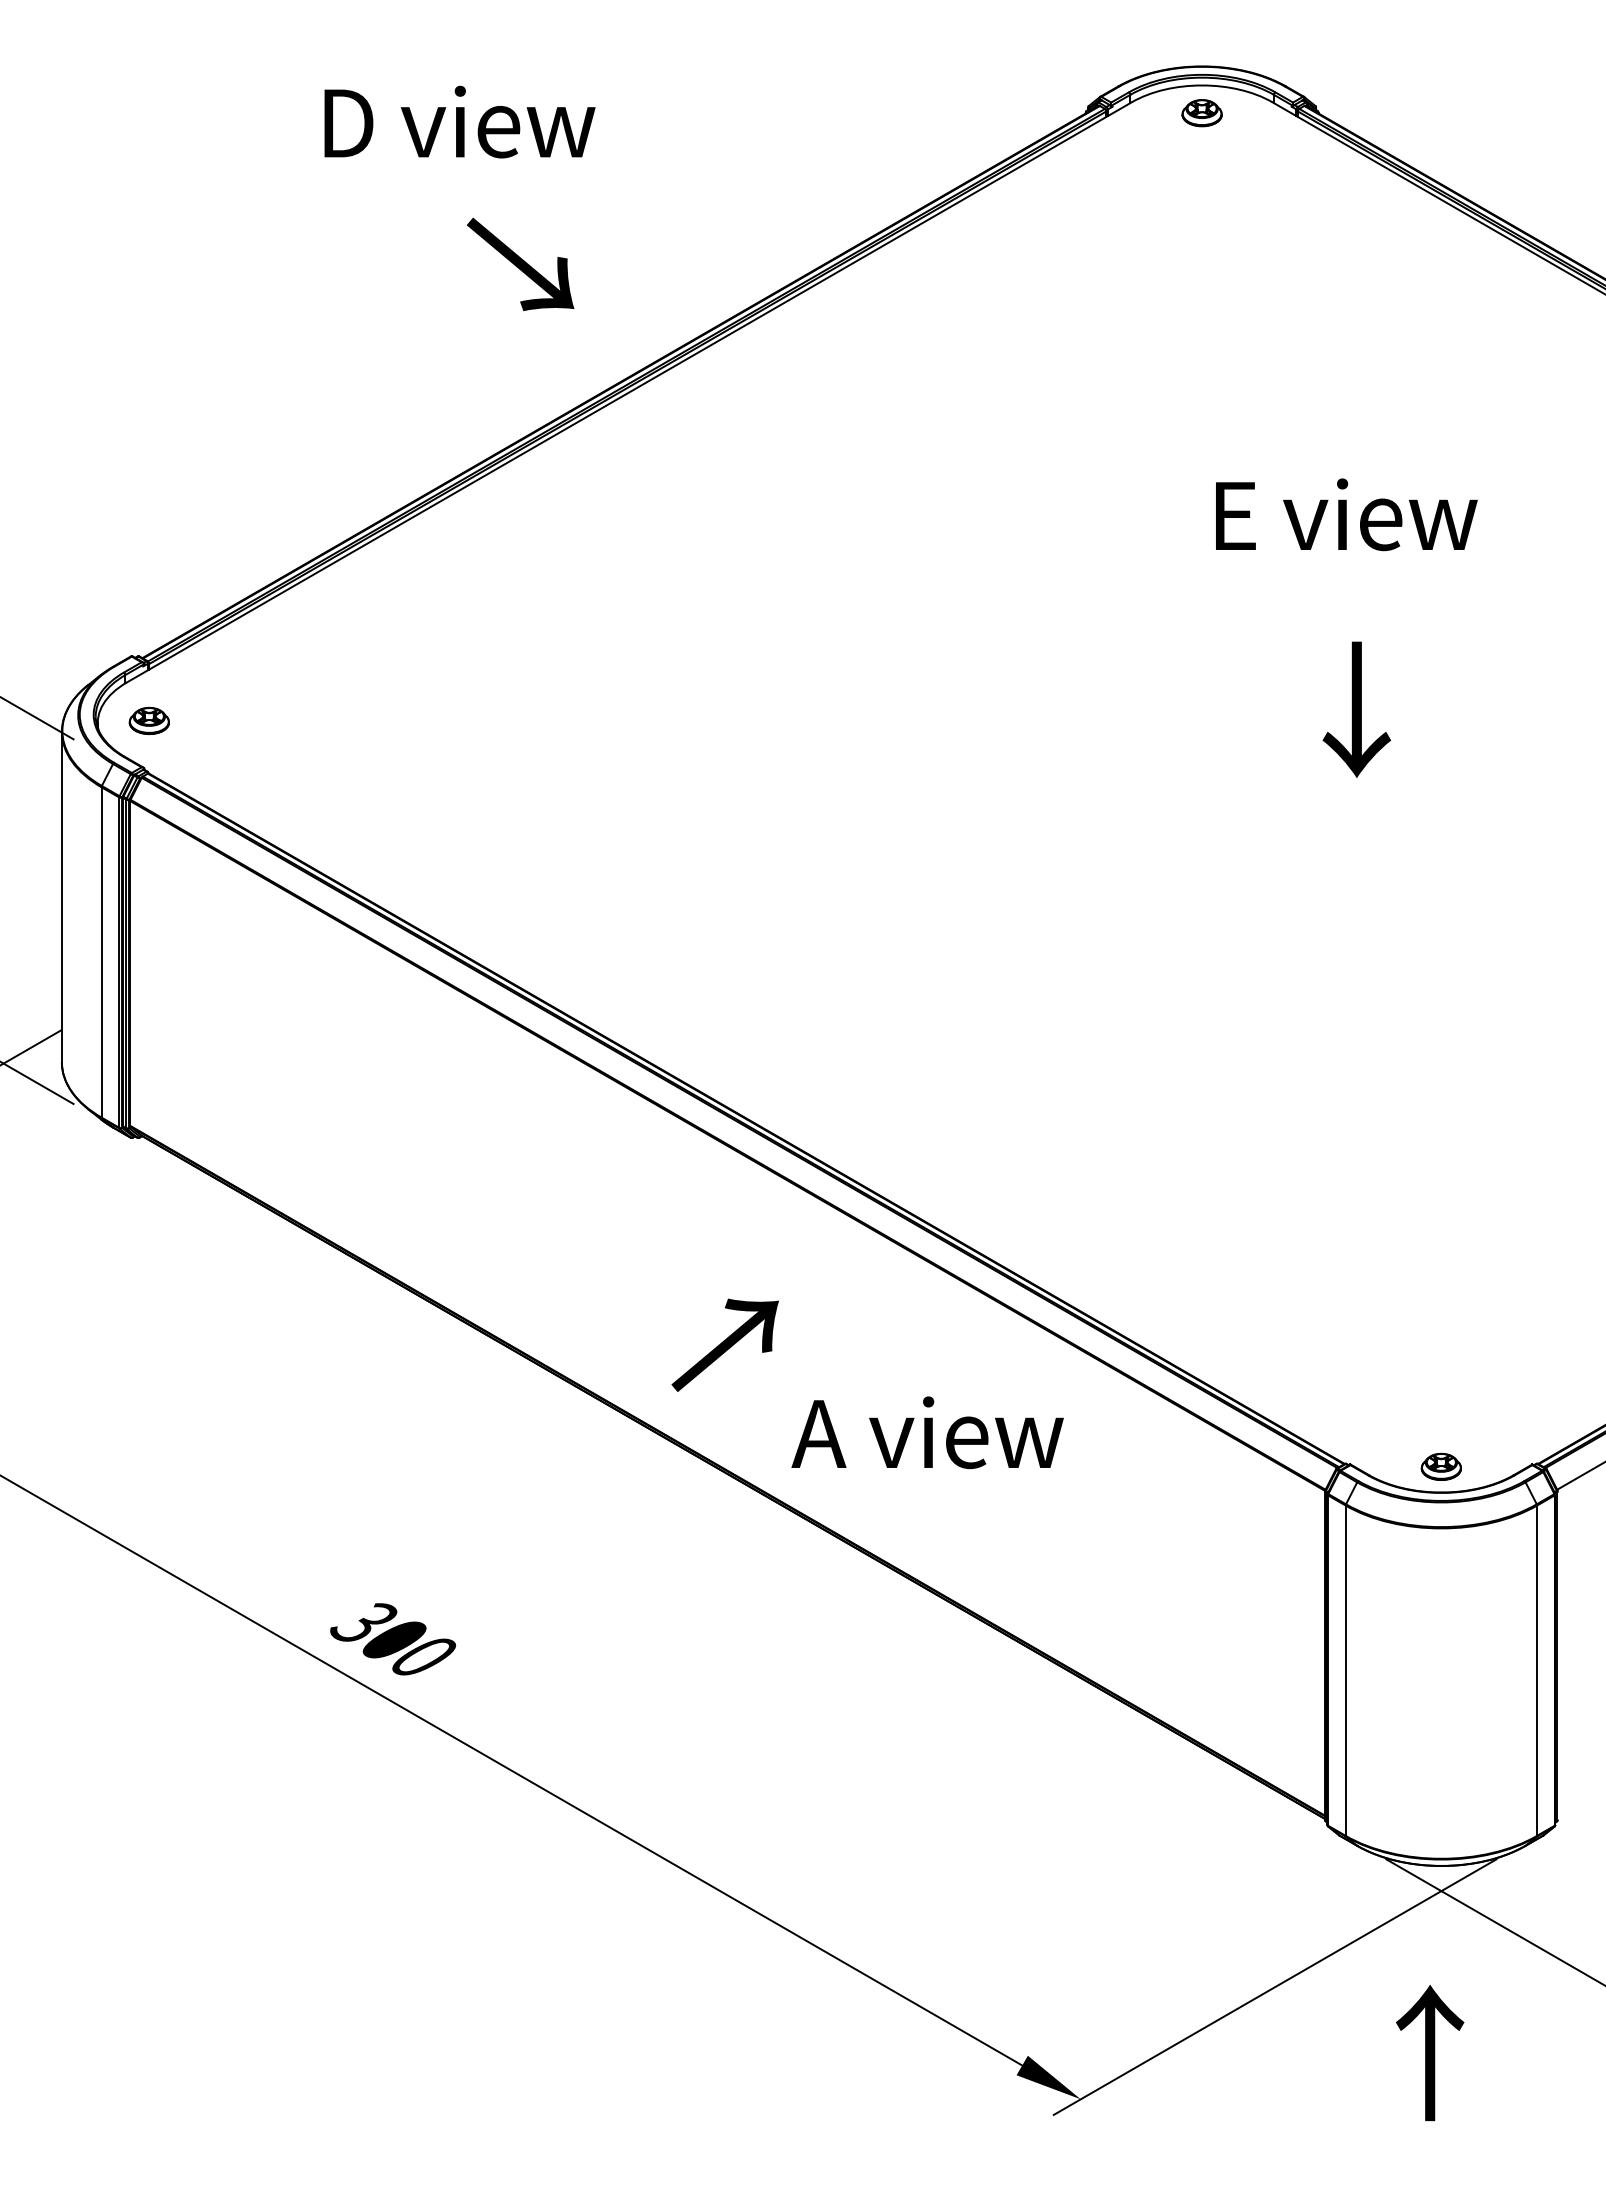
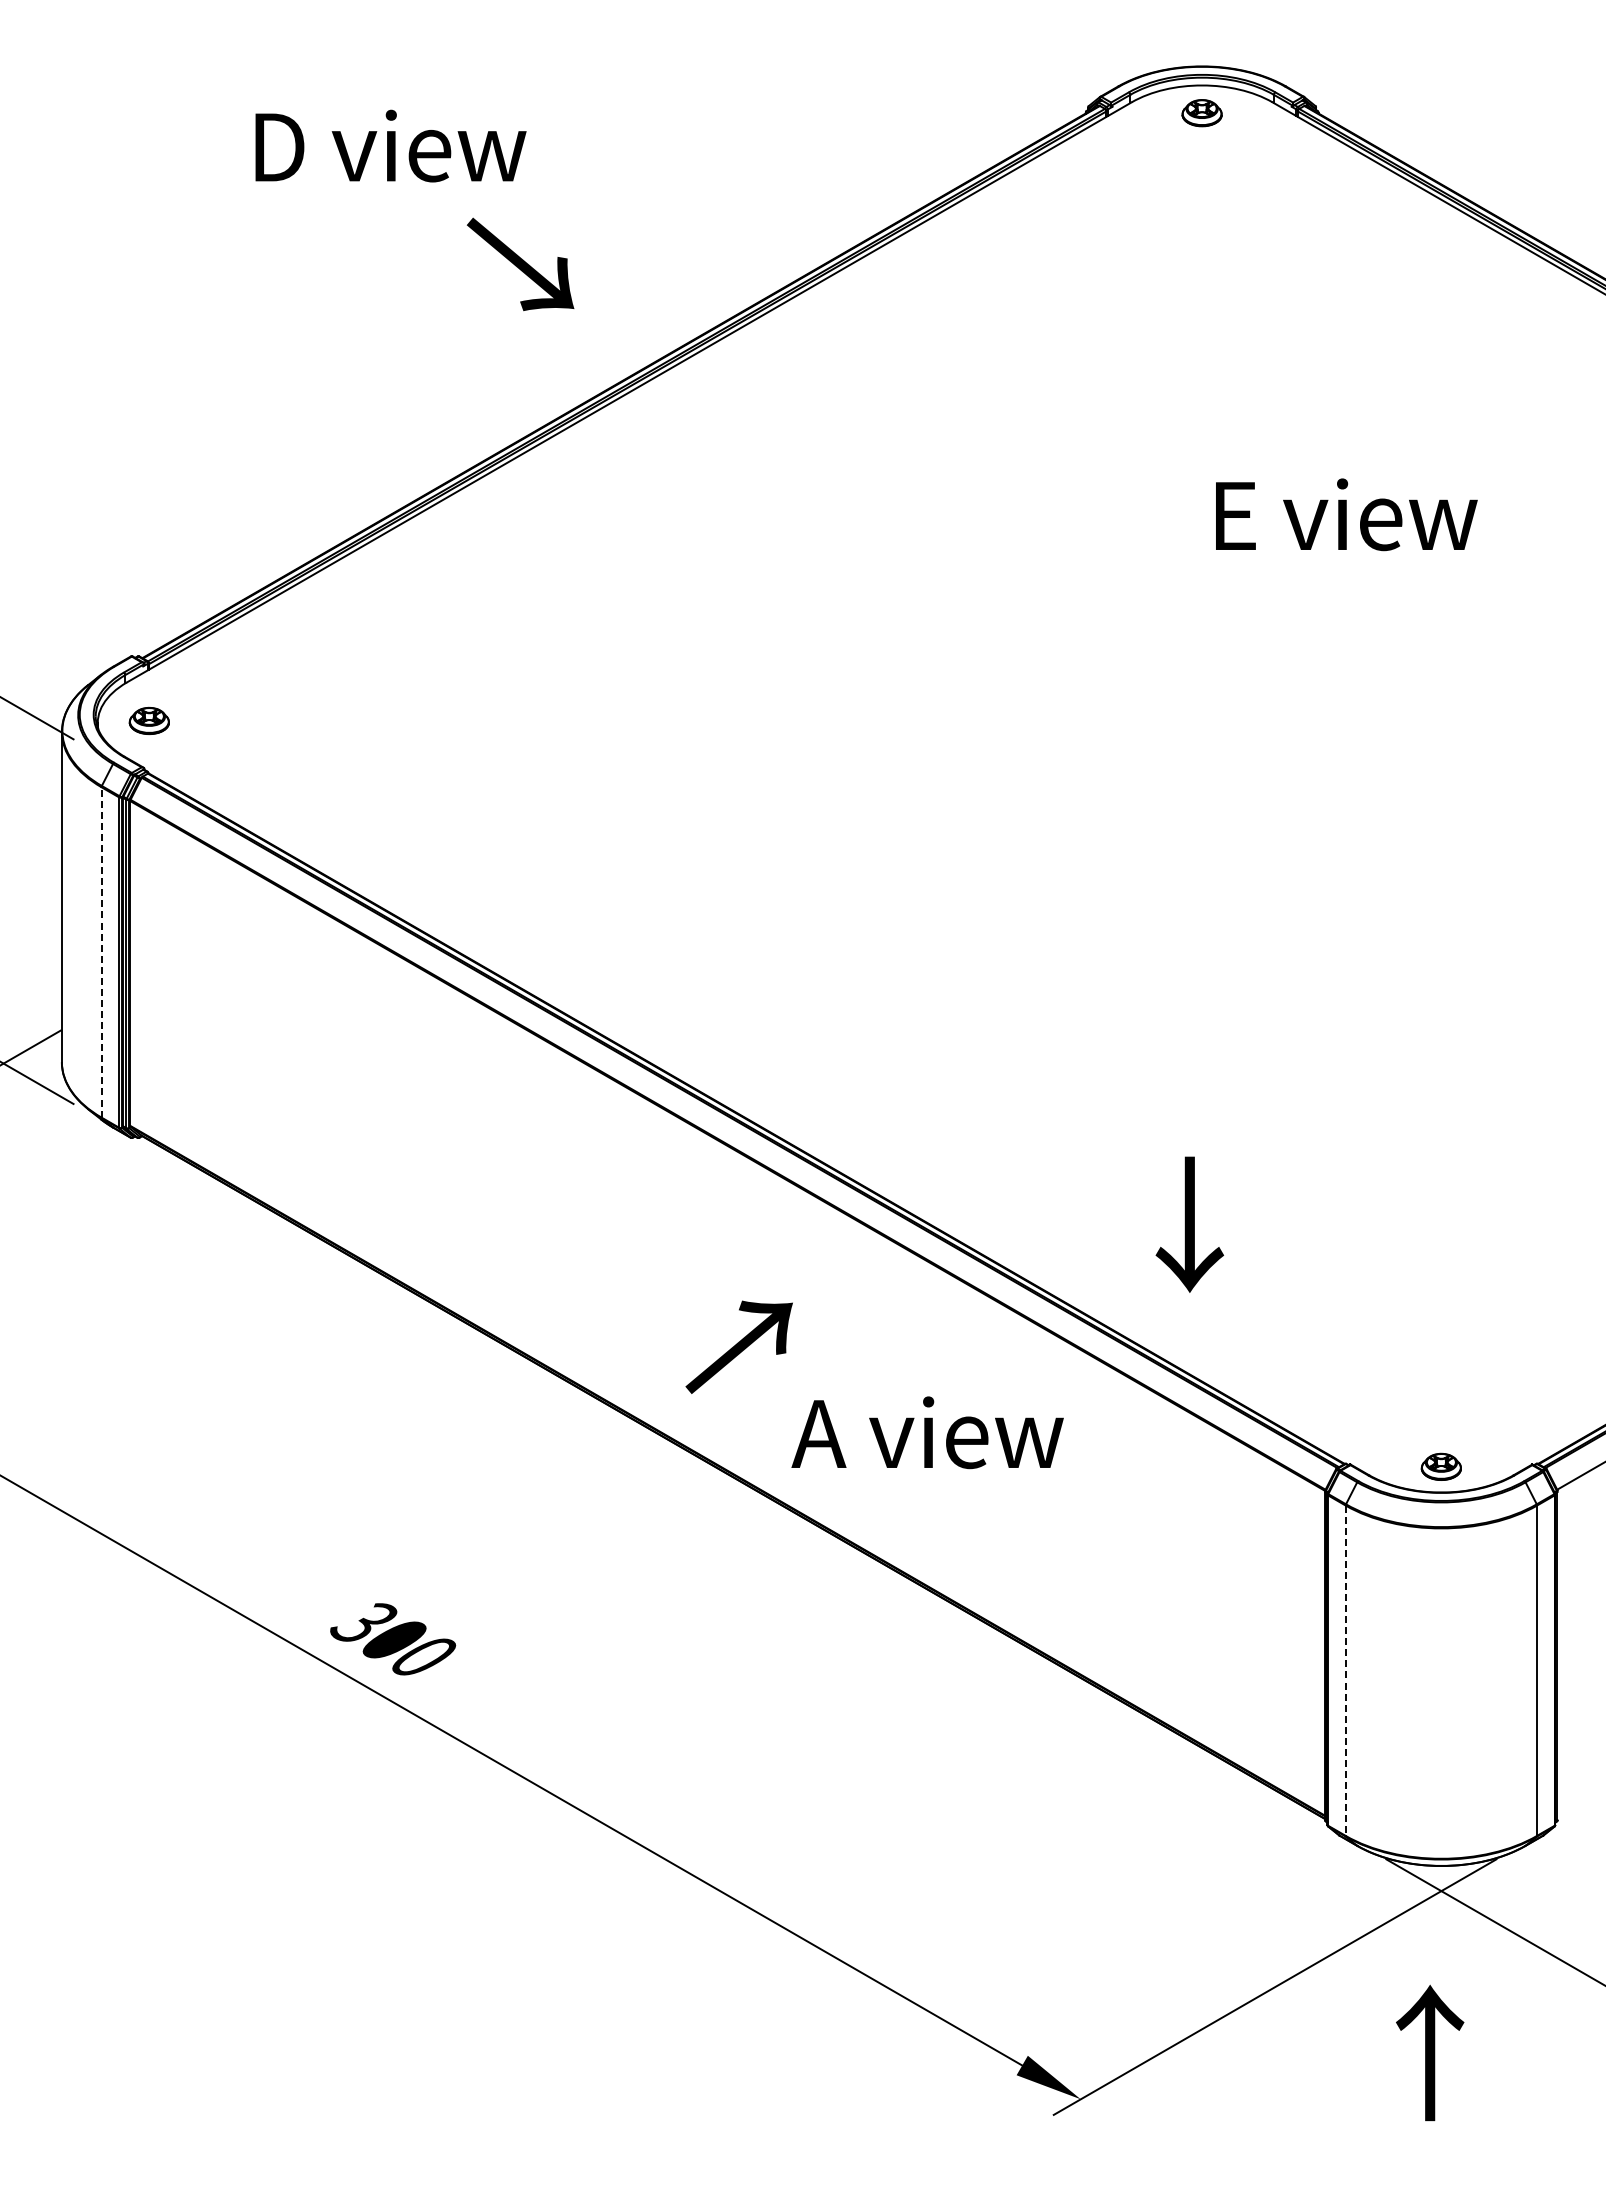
text position: (459, 121) -> (390, 145) (390, 145)
text position: (1356, 709) -> (1189, 1224) (1189, 1224)
line: solid -> dashed (101, 951)
text position: (724, 1344) -> (738, 1346) (738, 1346)
line: solid -> dashed (1345, 1671)
